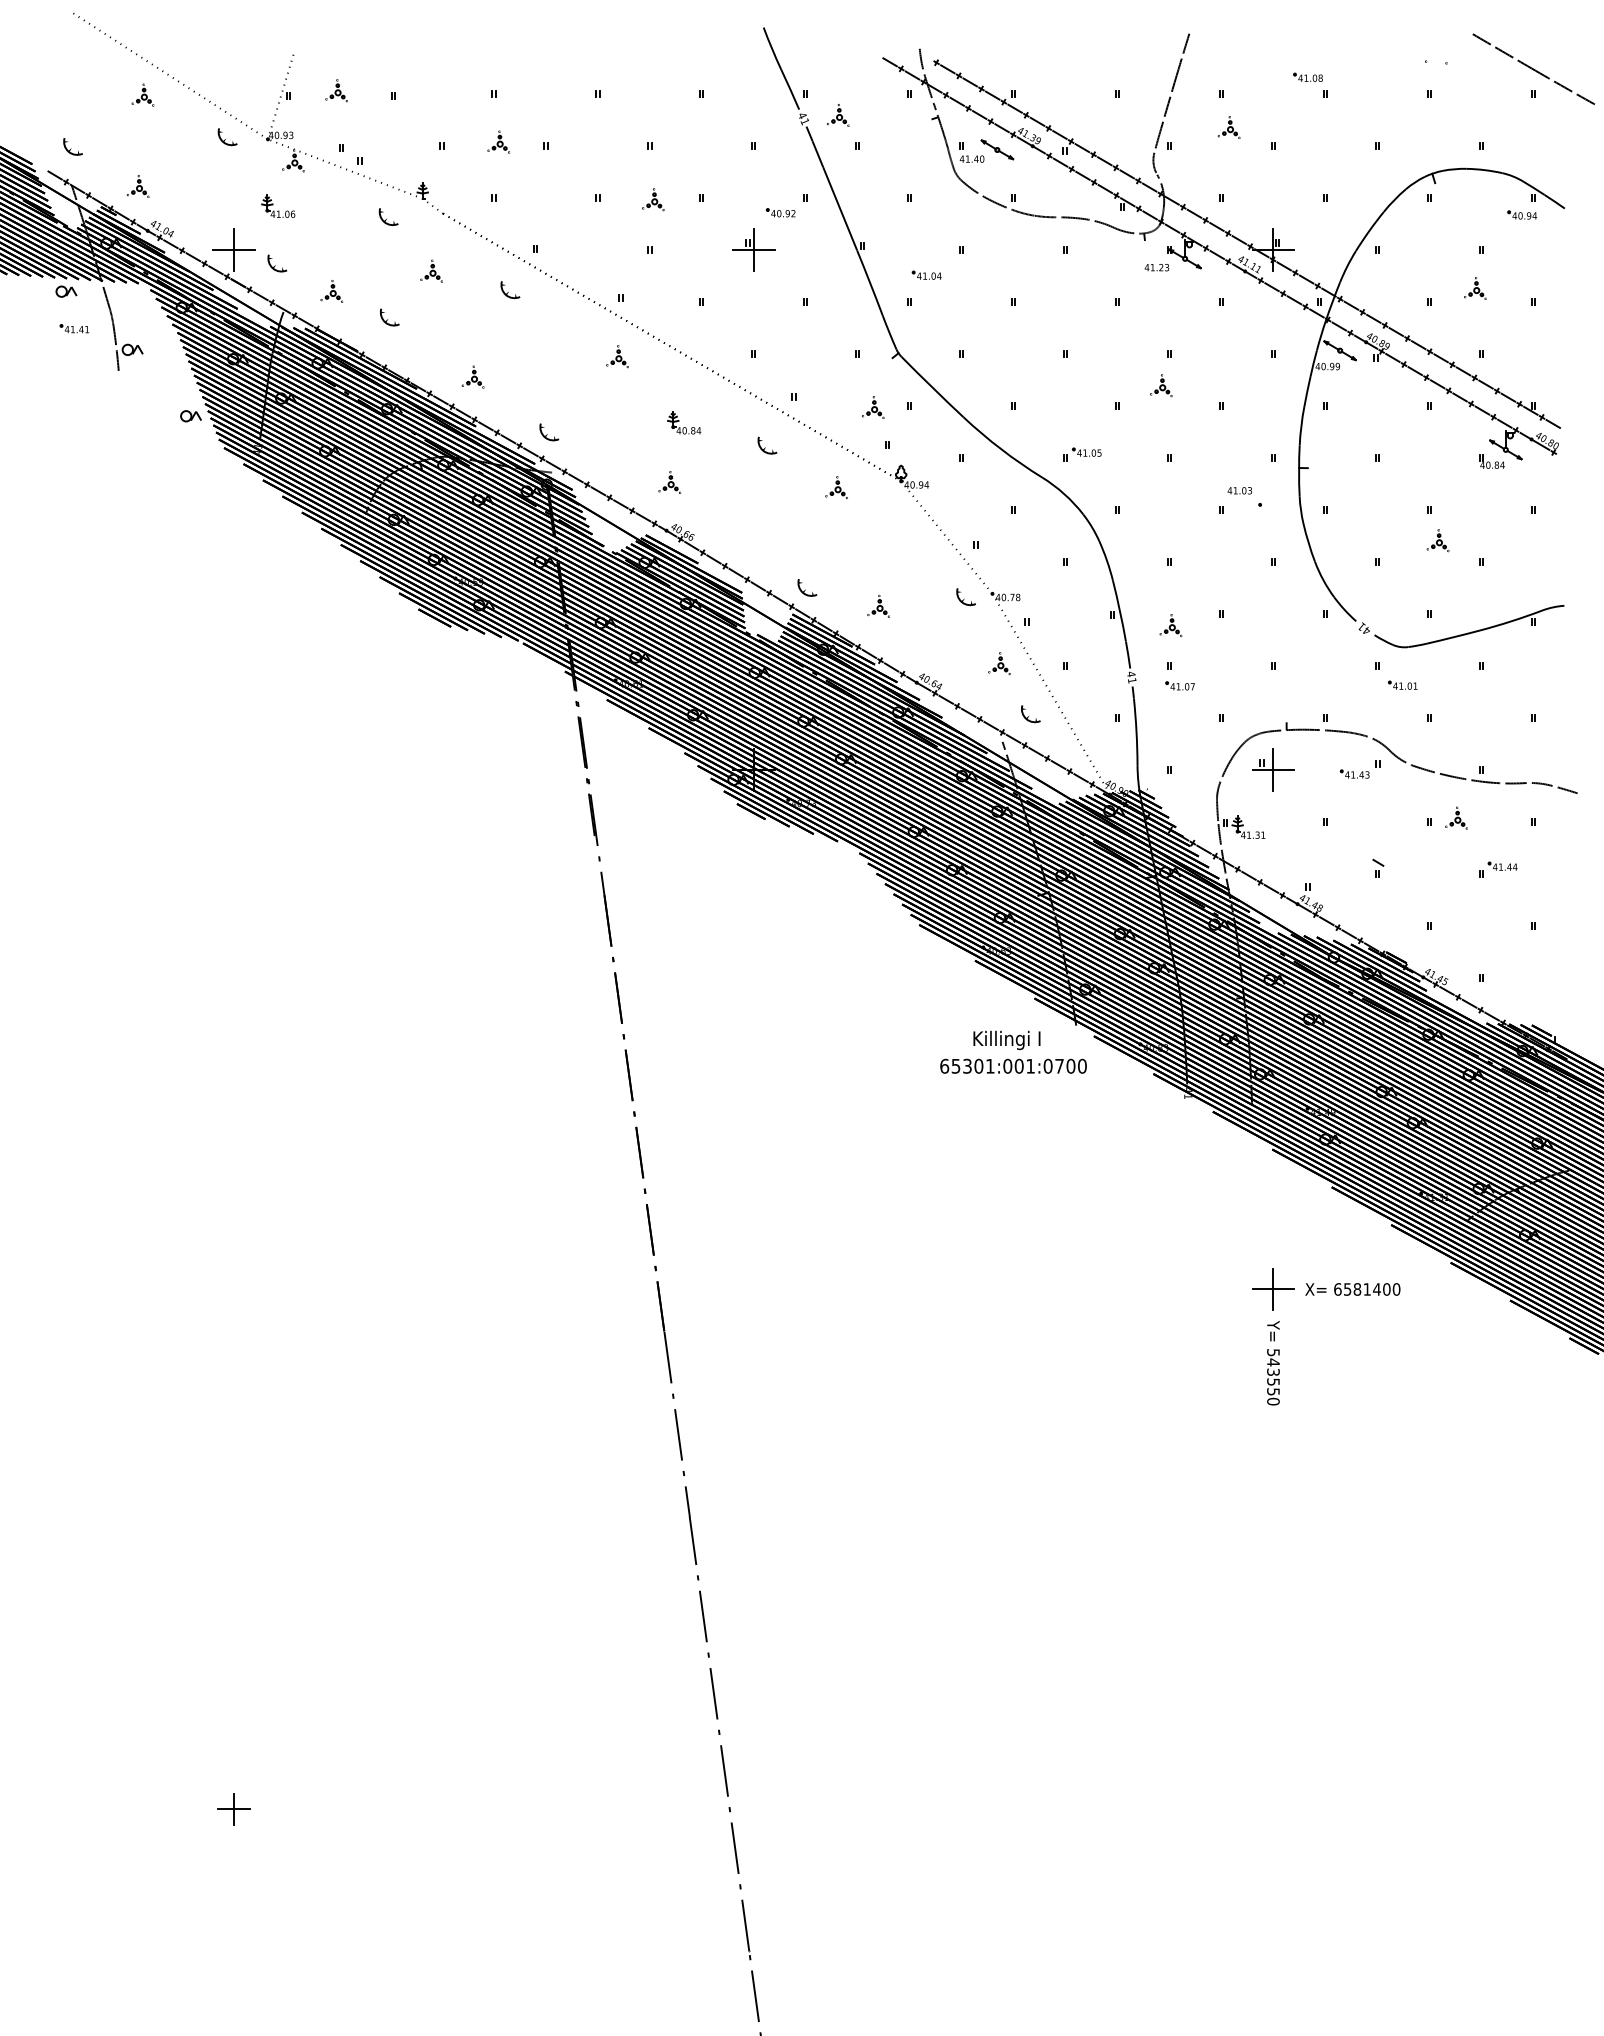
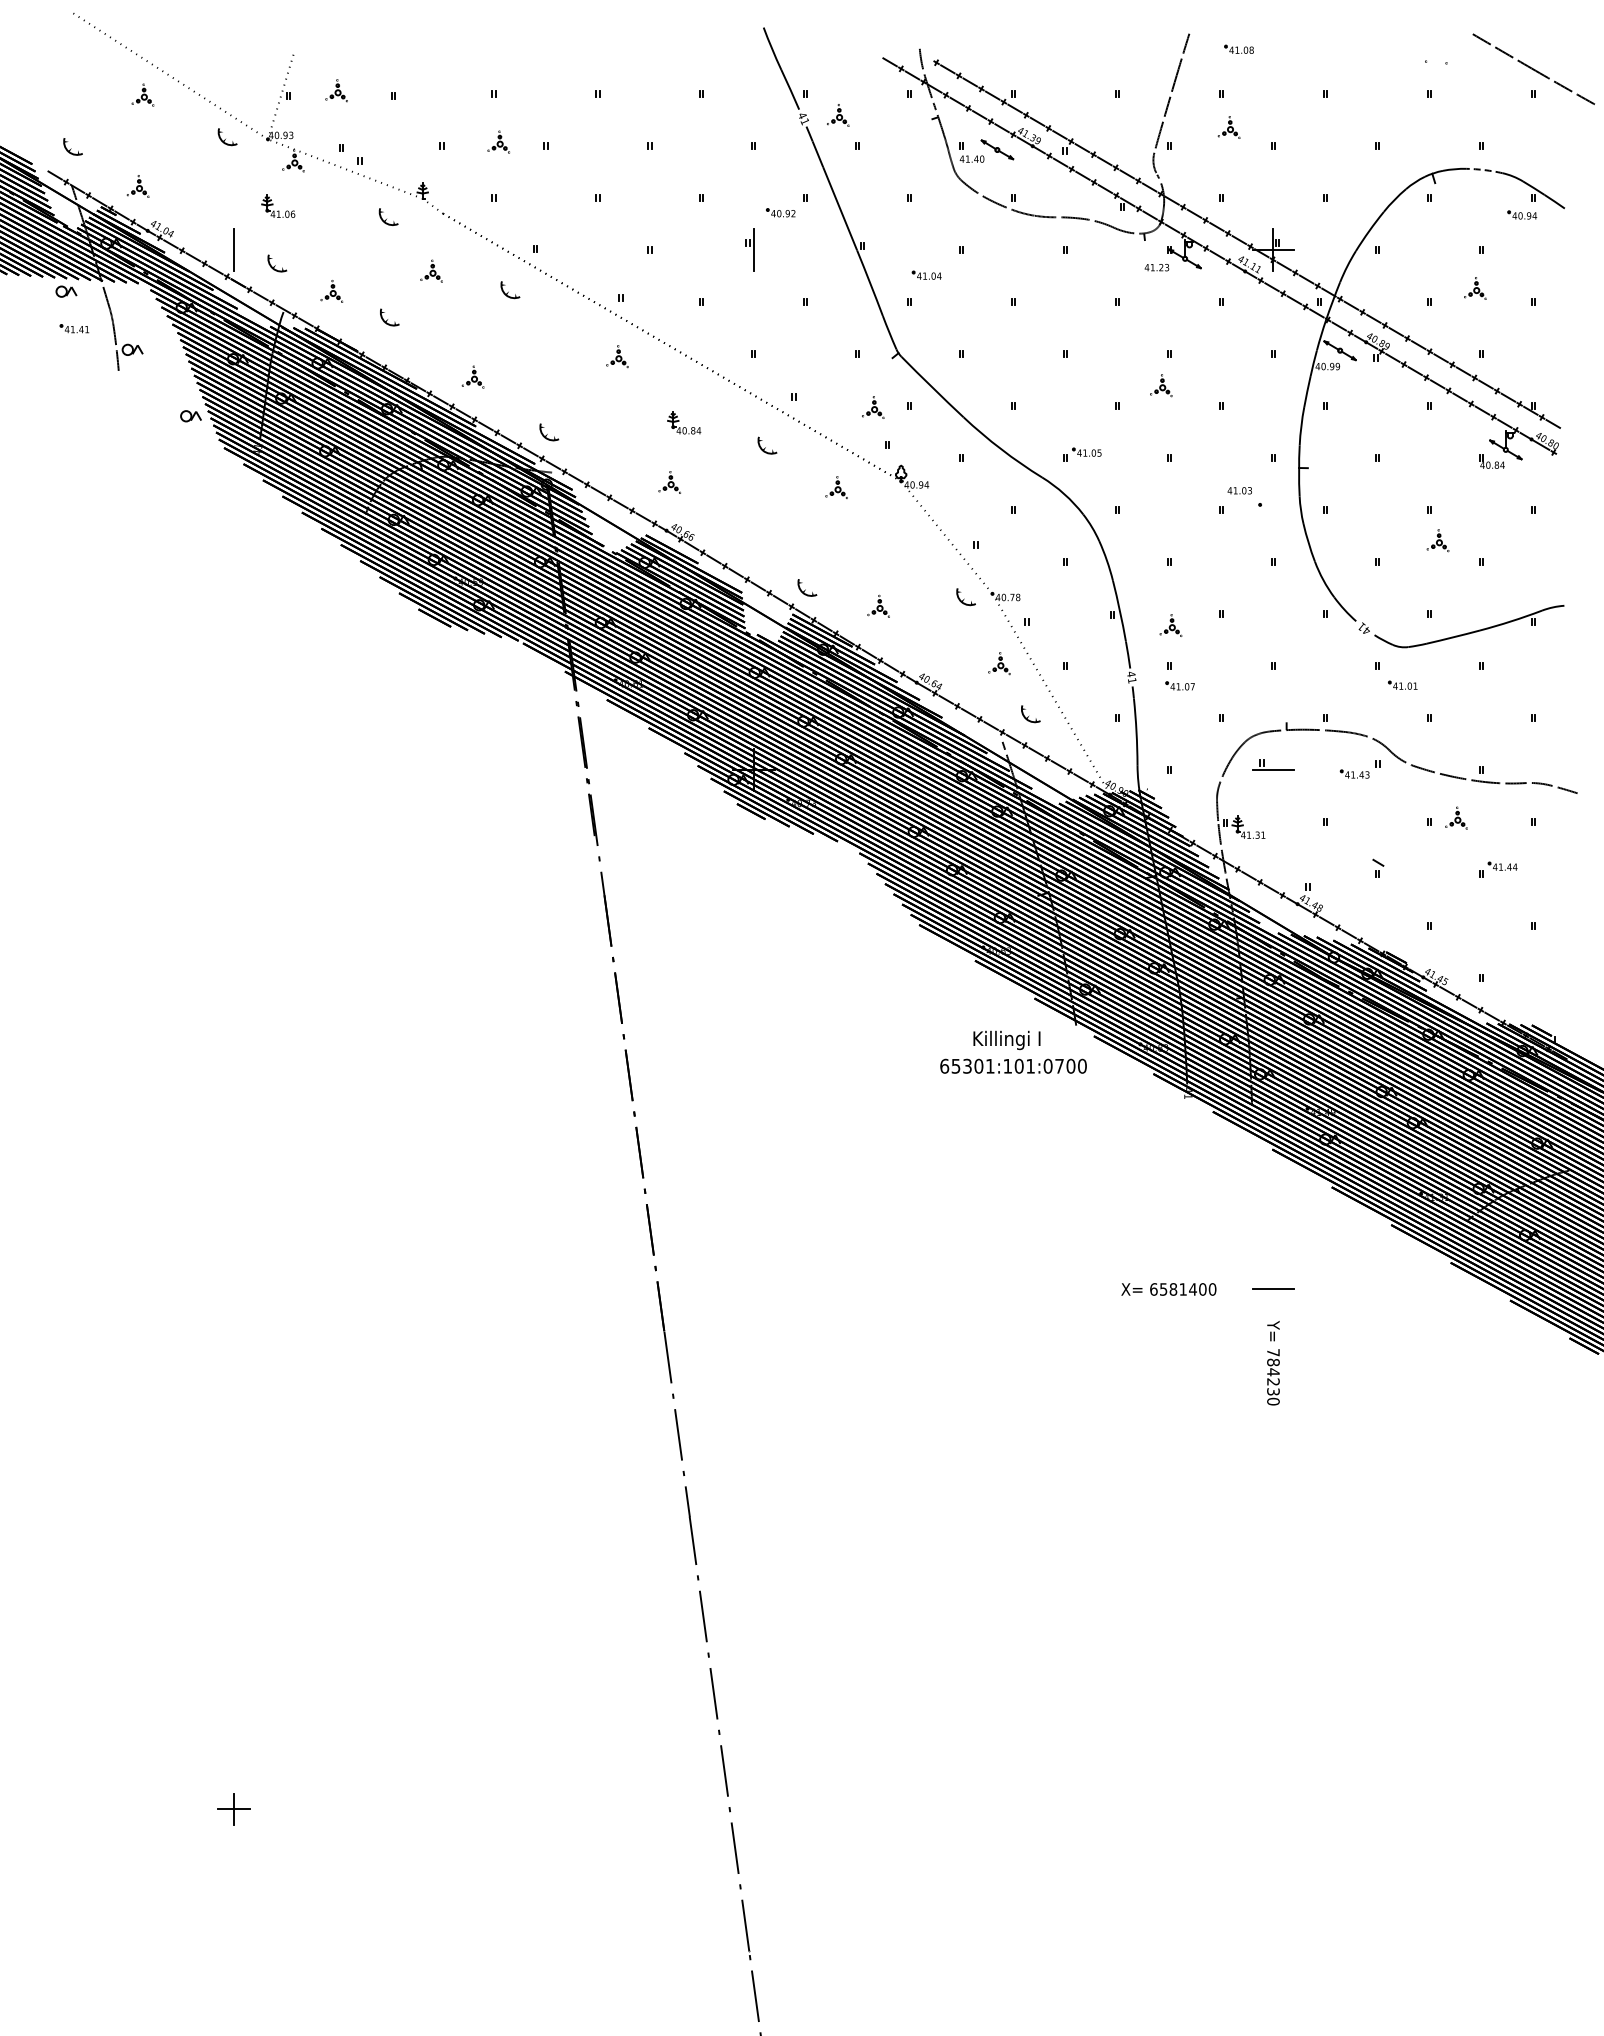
part position: (1307, 76) -> (1238, 48) (1238, 48)
arc: solid -> dashed (1484, 170)
part: present -> none (653, 199)
line: present -> none (233, 249)
line: present -> none (753, 249)
line: present -> none (1273, 769)
text: 65301:001:0700 -> 65301:101:0700 (1007, 1065)
line: present -> none (1273, 1289)
text position: (1352, 1289) -> (1168, 1289) (1168, 1289)
text: 543550 -> 784230 (1273, 1372)
